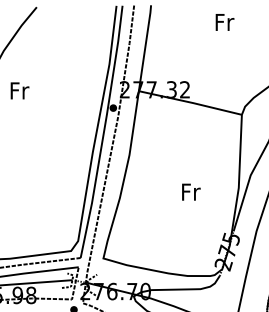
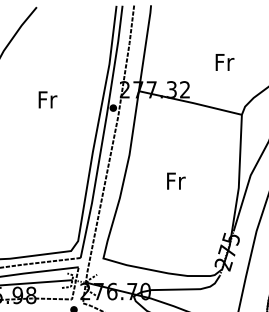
text position: (224, 22) -> (224, 62) (224, 62)
text position: (19, 90) -> (47, 99) (47, 99)
text position: (191, 191) -> (176, 180) (176, 180)
